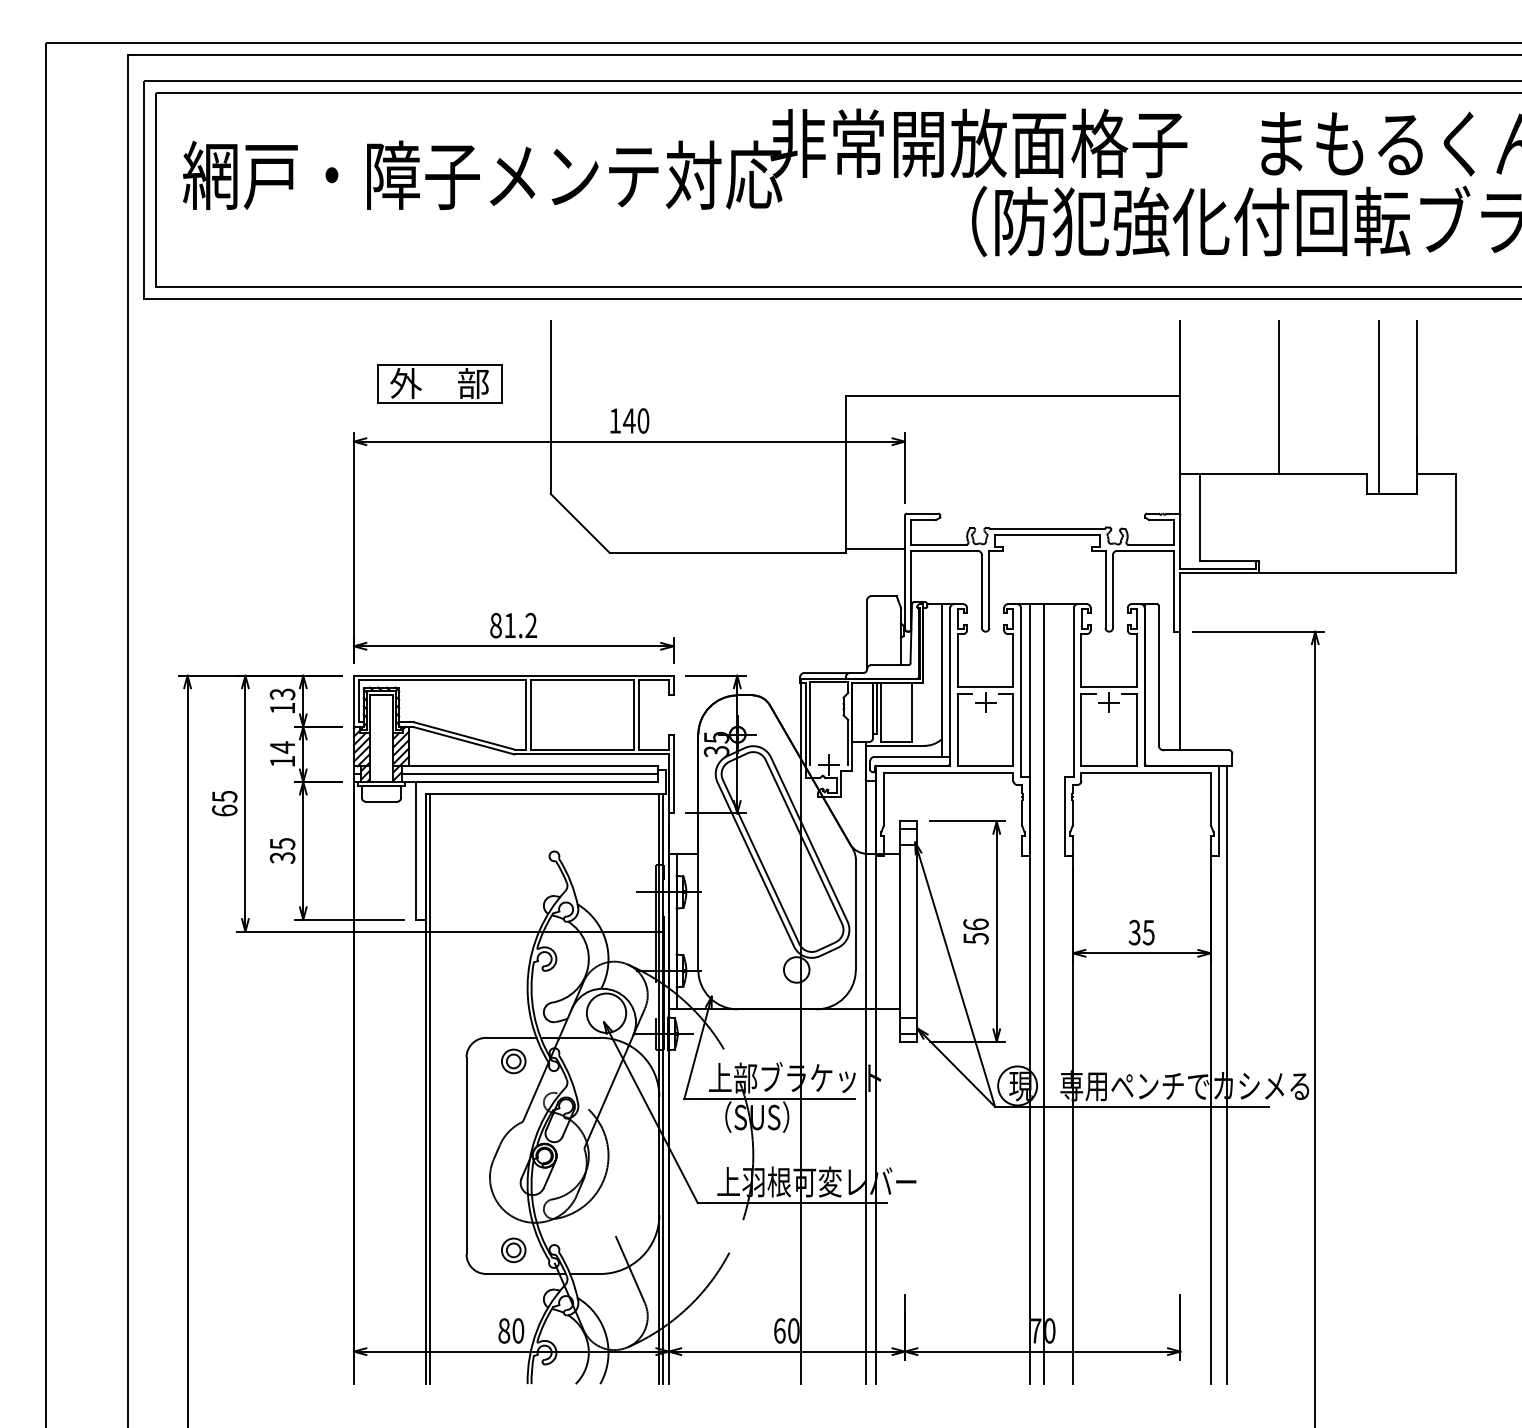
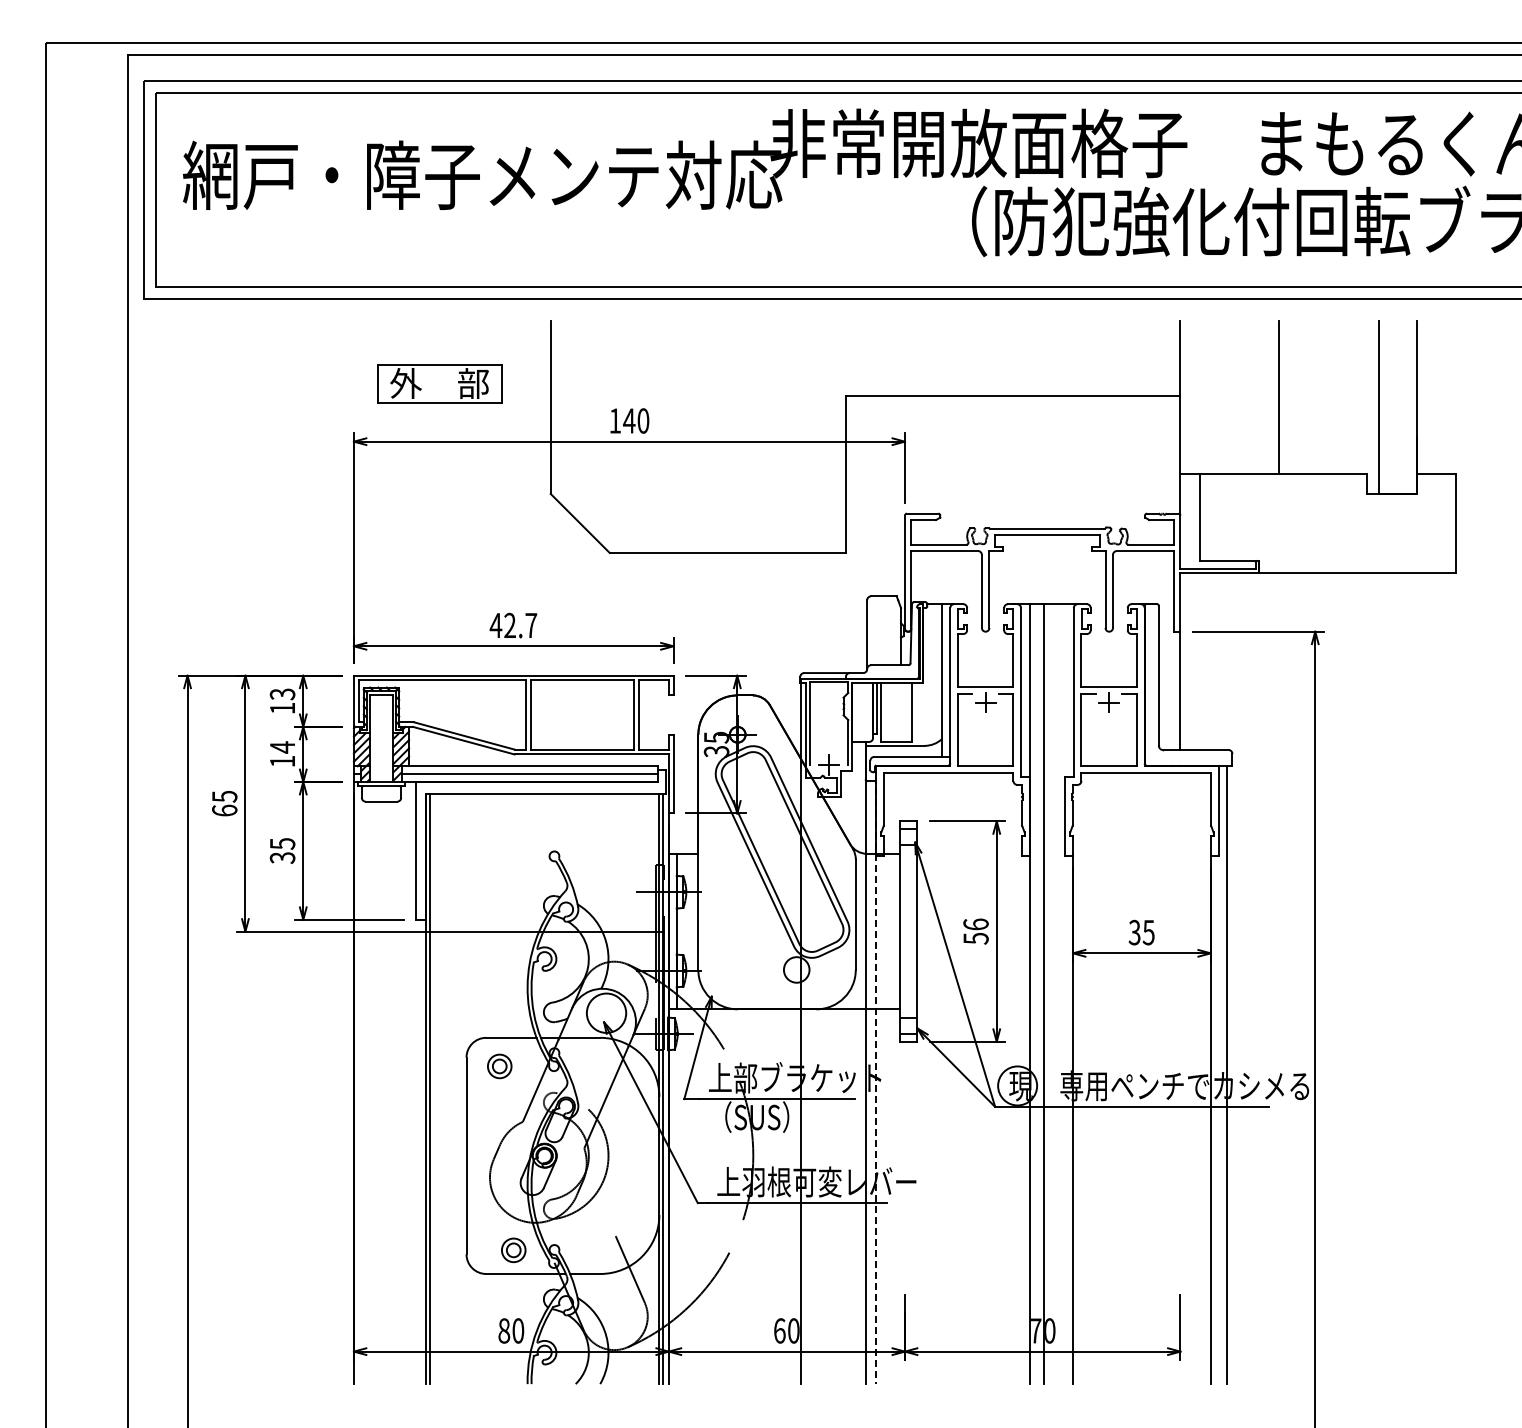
line: present -> none (874, 549)
text: 81.2 -> 42.7 (513, 625)
part position: (513, 1061) -> (499, 1066) (499, 1066)
line: solid -> dashed (876, 1075)
